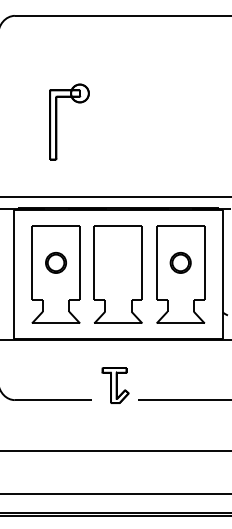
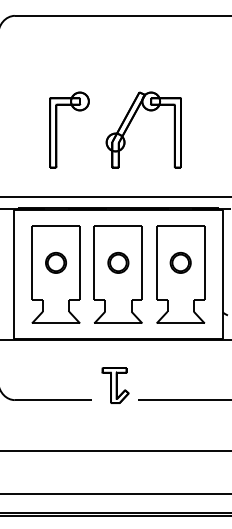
part position: (57, 121) -> (57, 129) (57, 129)
part: none -> present (131, 122)
part: none -> present (118, 262)
